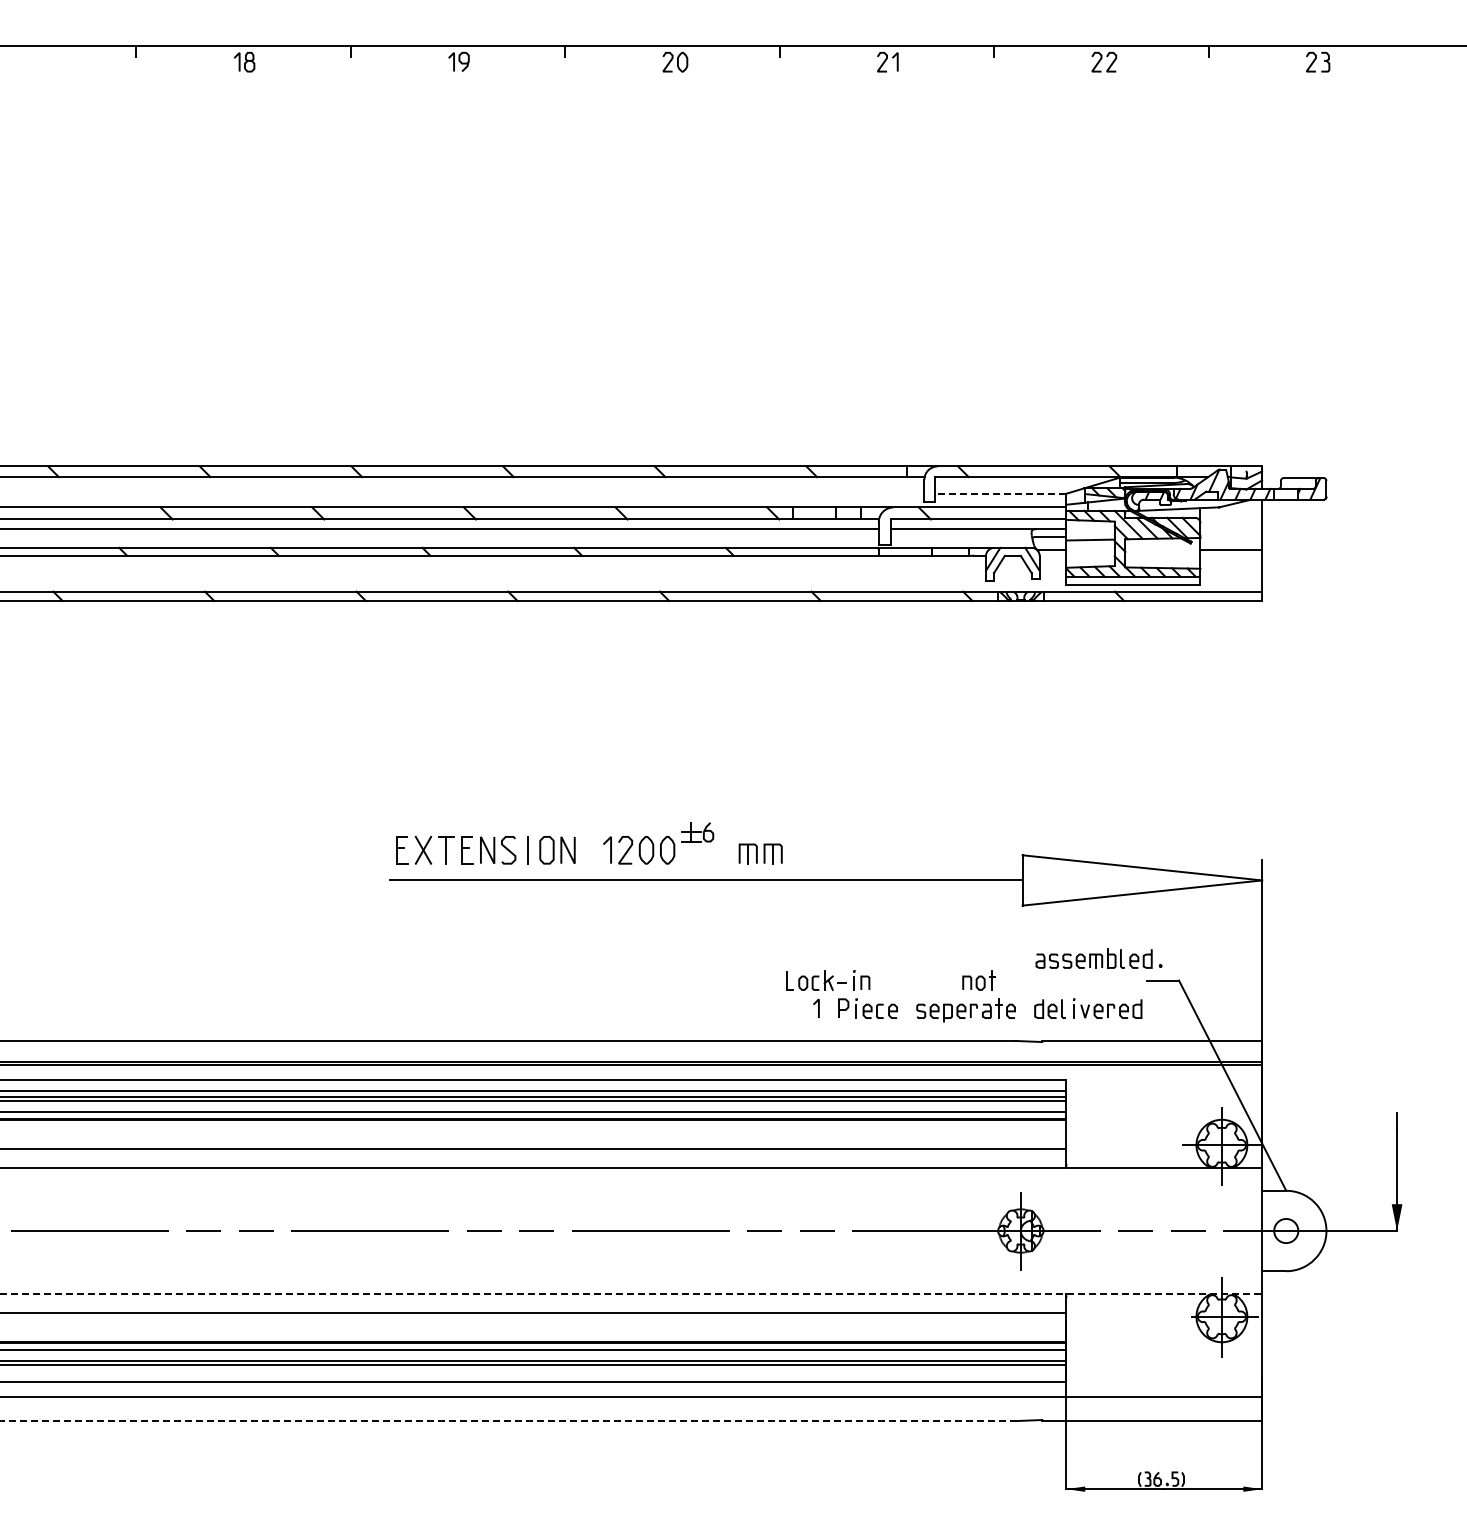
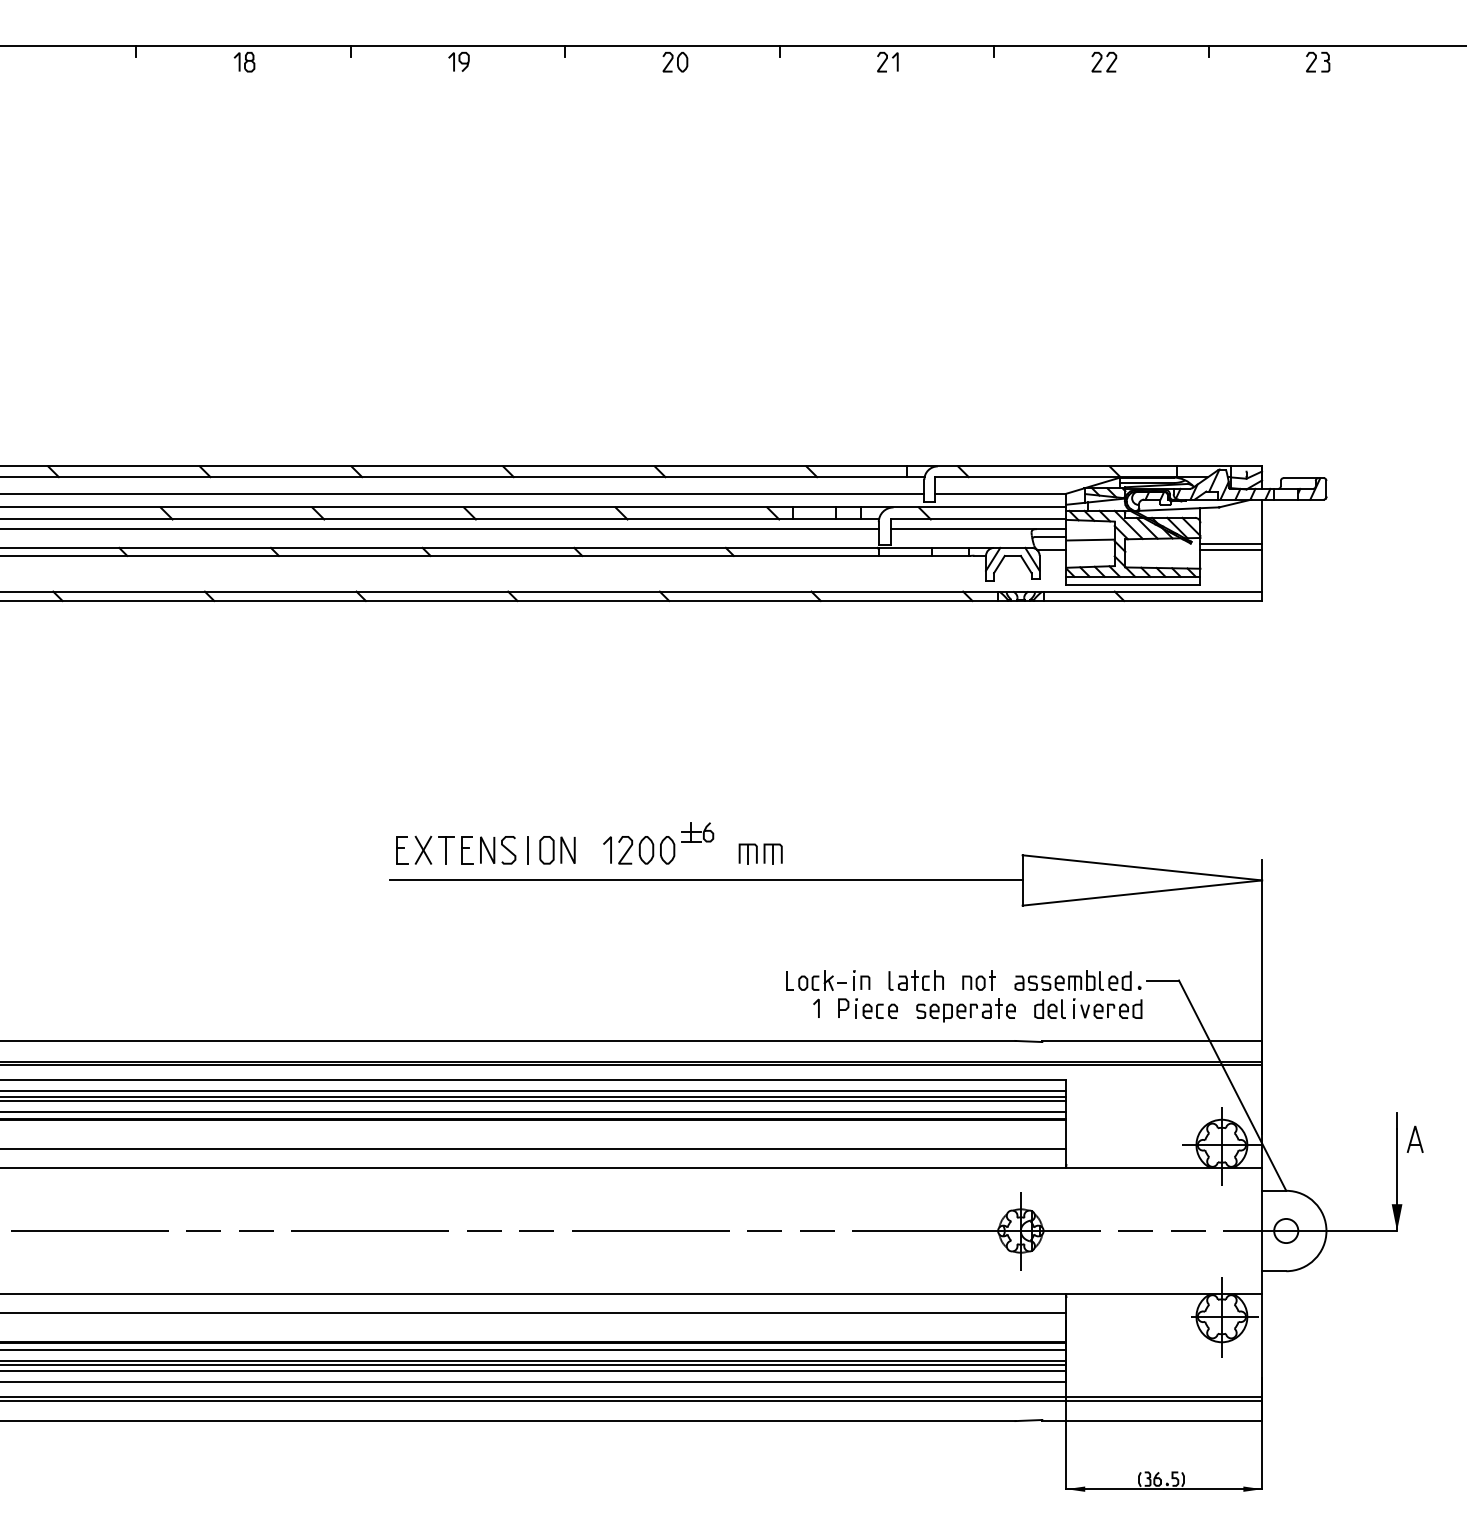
line: none -> present (463, 494)
line: dashed -> solid (1000, 494)
line: none -> present (1231, 544)
part position: (1098, 958) -> (1077, 980) (1077, 980)
part: none -> present (915, 980)
part: none -> present (1414, 1138)
line: dashed -> solid (631, 1294)
line: none -> present (534, 1371)
line: none -> present (632, 1400)
line: dashed -> solid (508, 1421)
